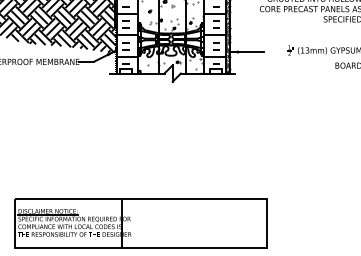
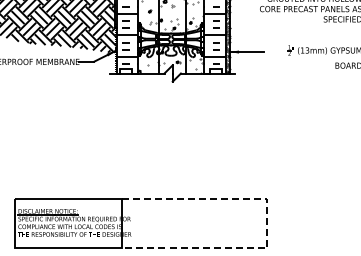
line: solid -> dashed (267, 223)
